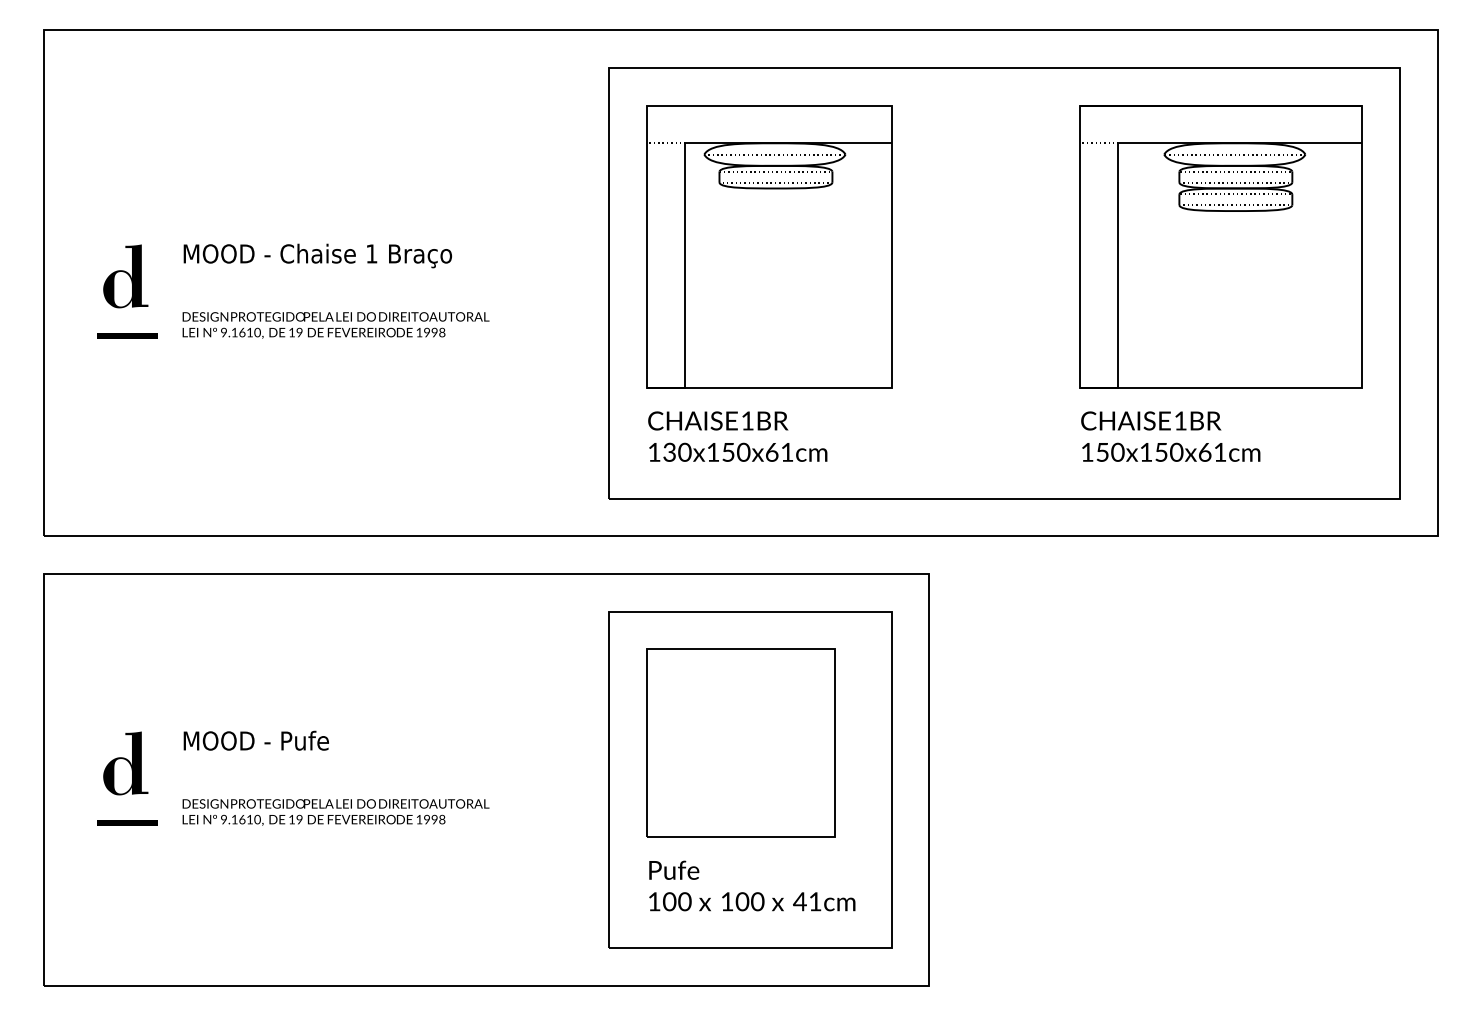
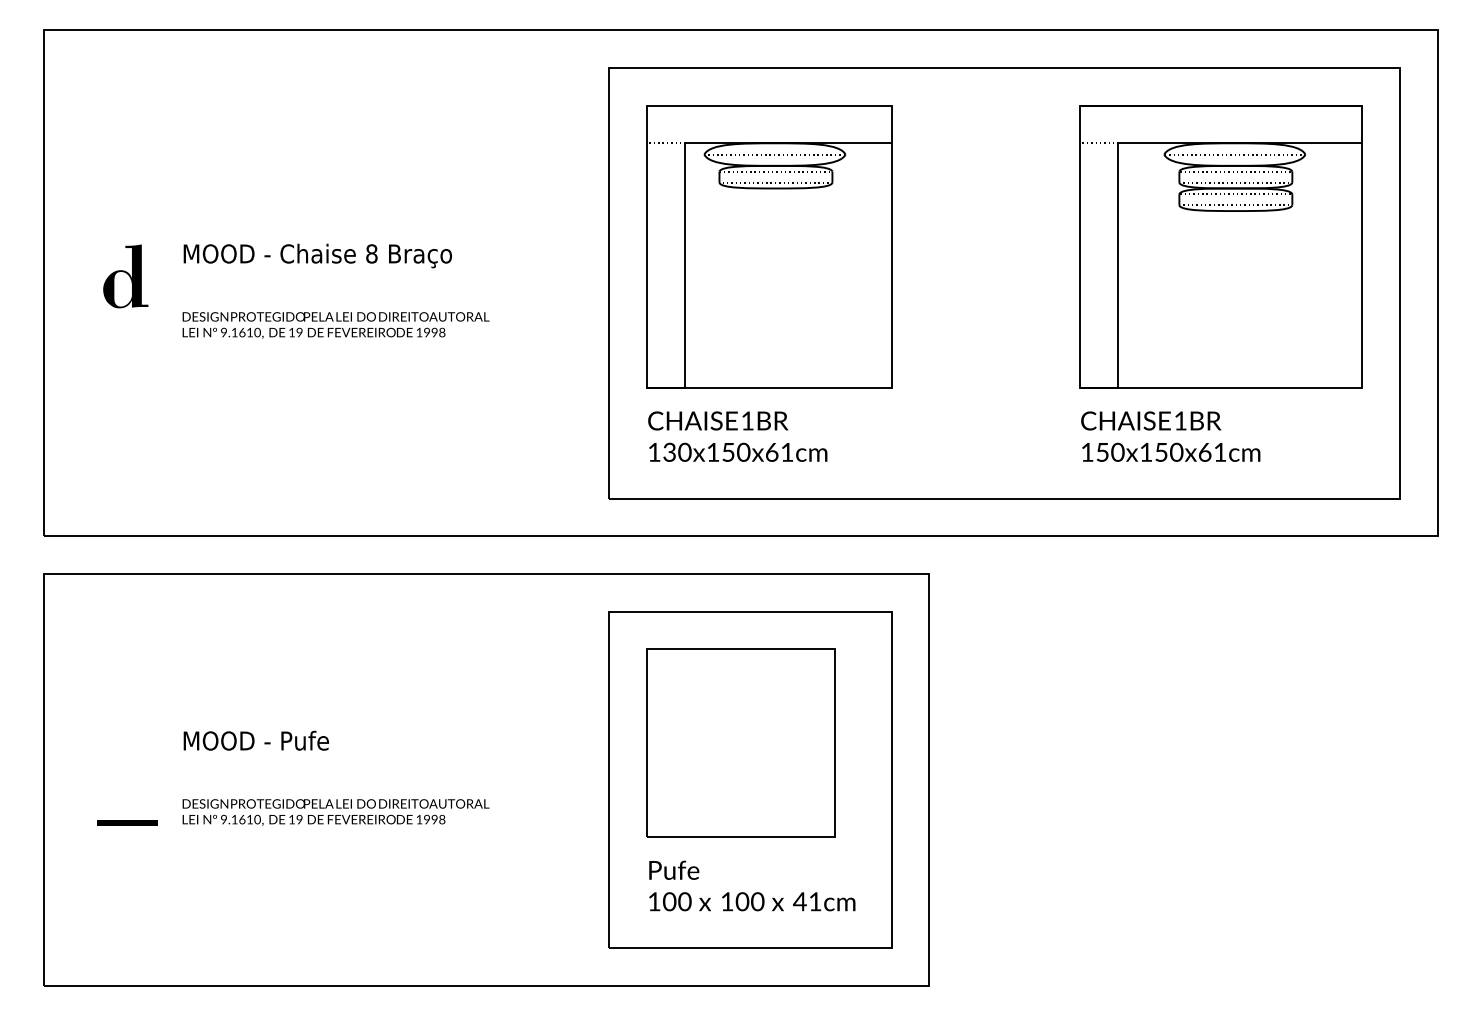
text: 1 -> 8 (371, 253)
fill: present -> none (127, 335)
part: present -> none (125, 763)
